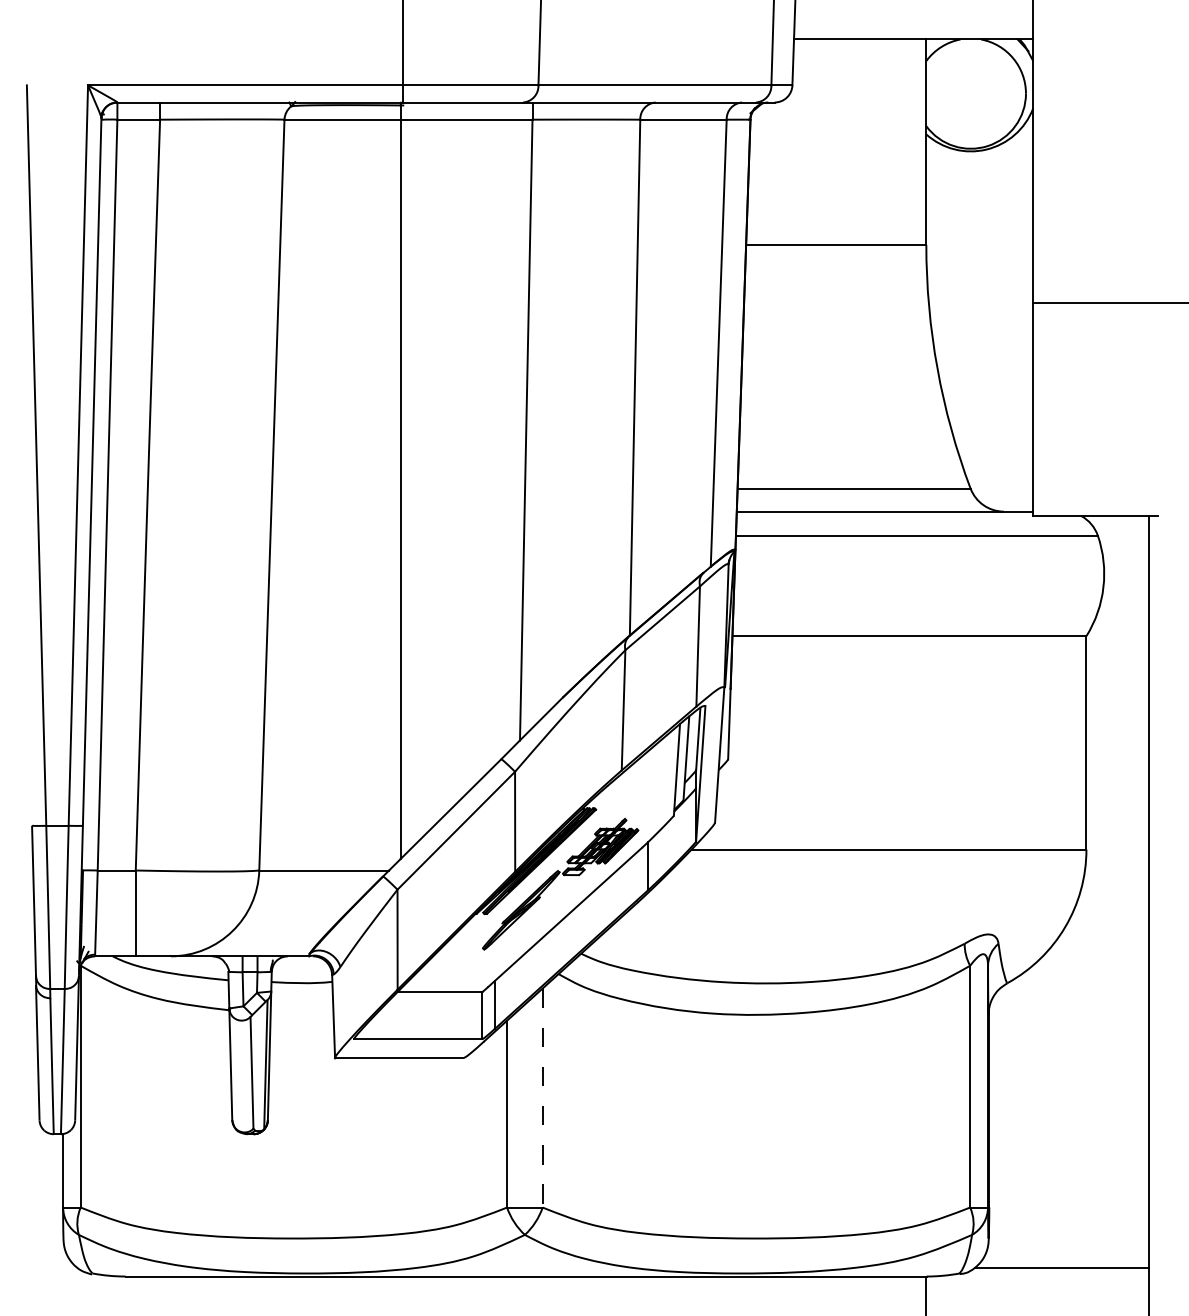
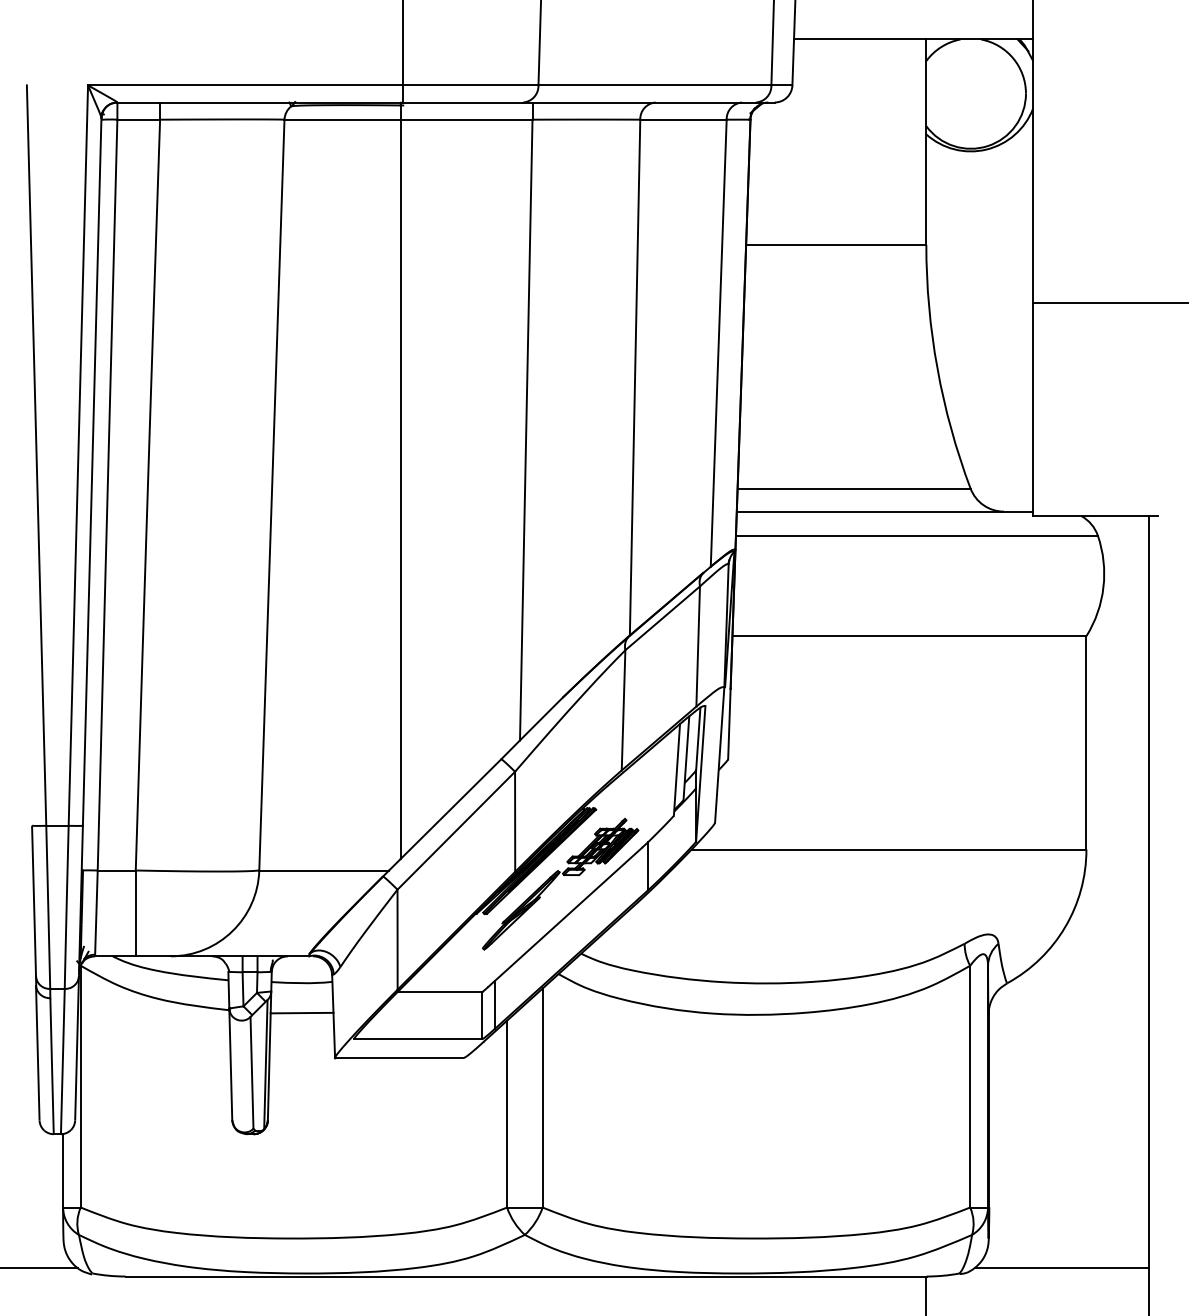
line: none -> present (301, 1012)
line: dashed -> solid (542, 1098)
line: none -> present (39, 1267)
